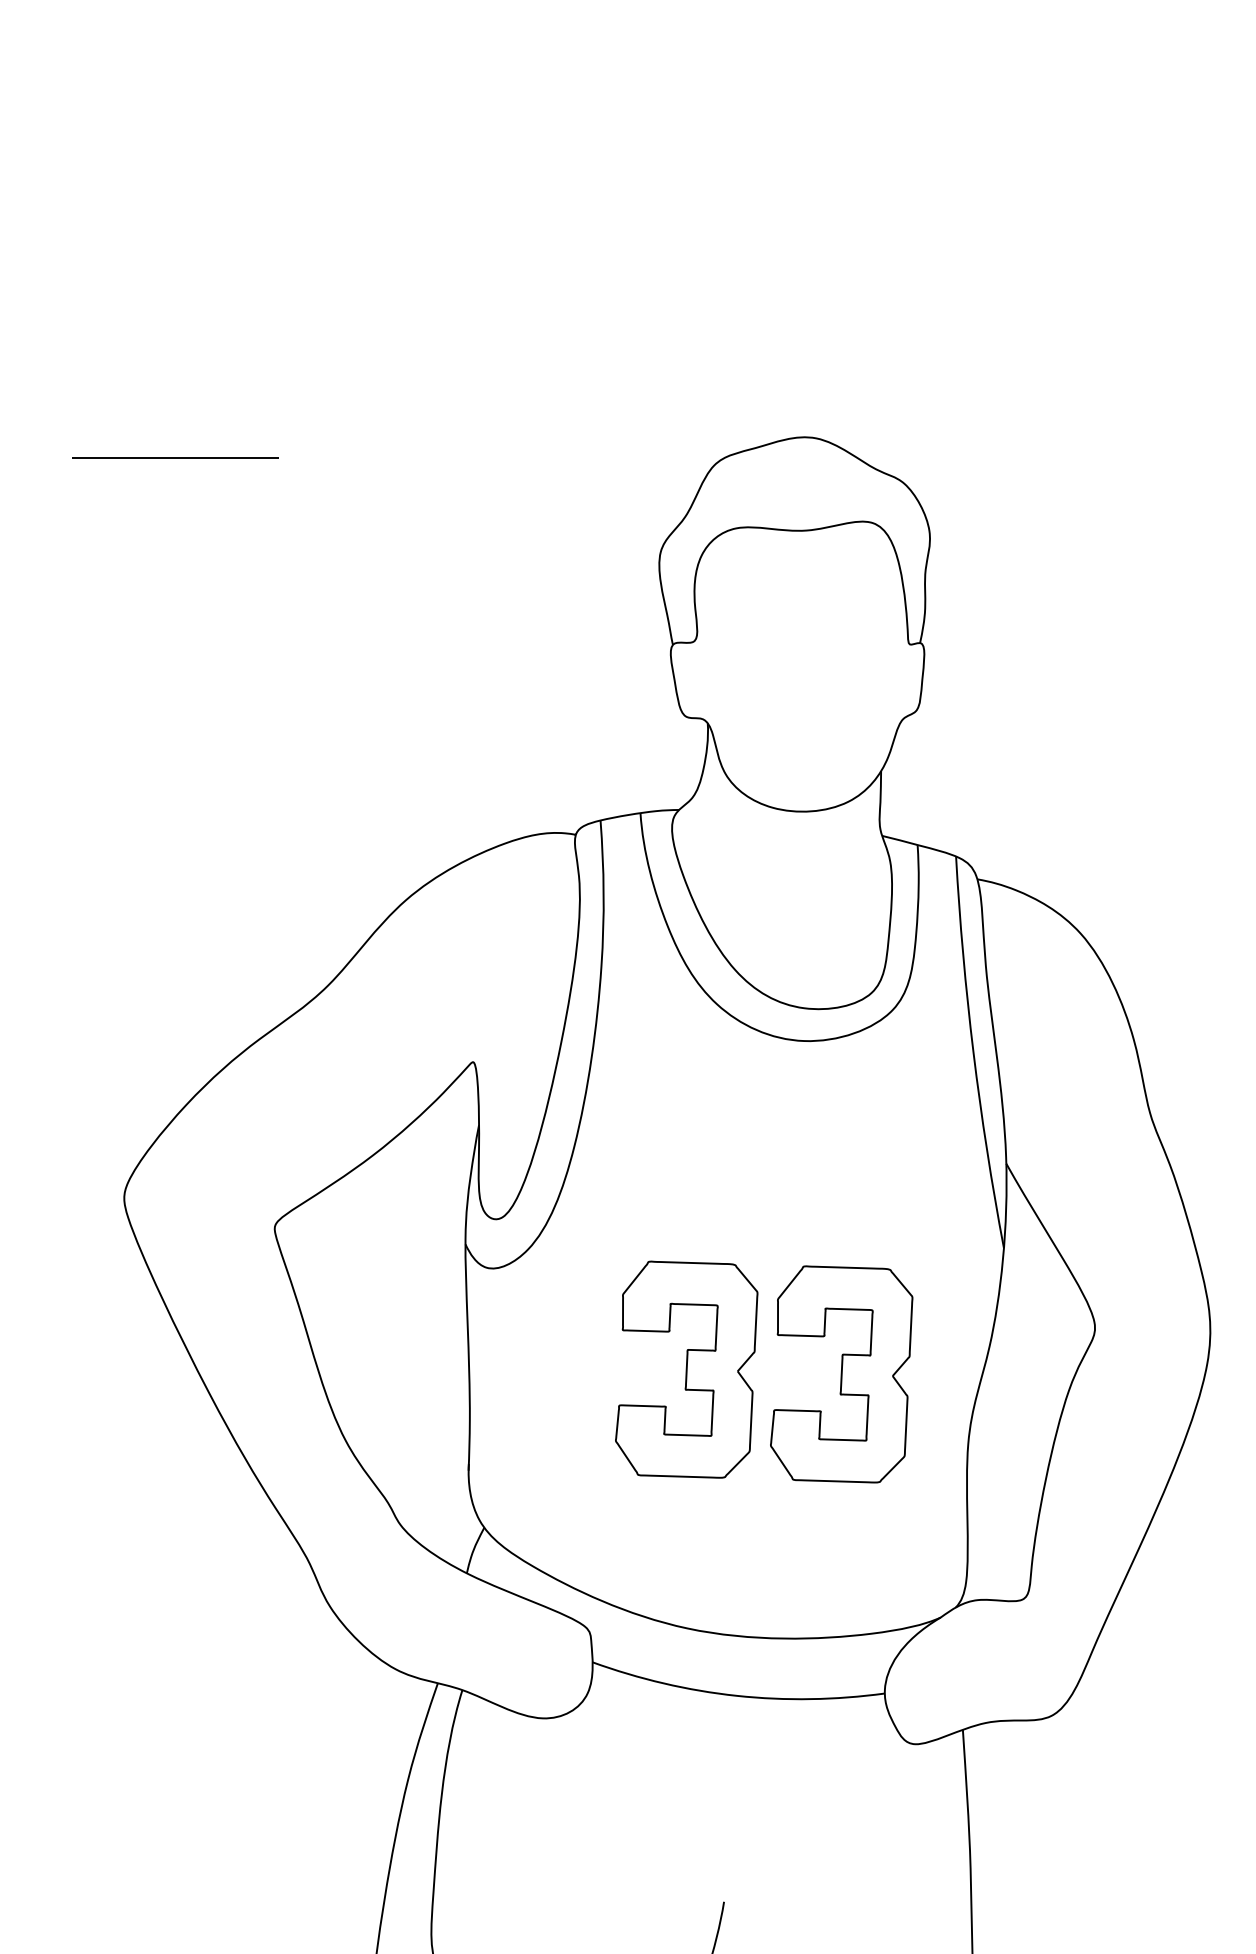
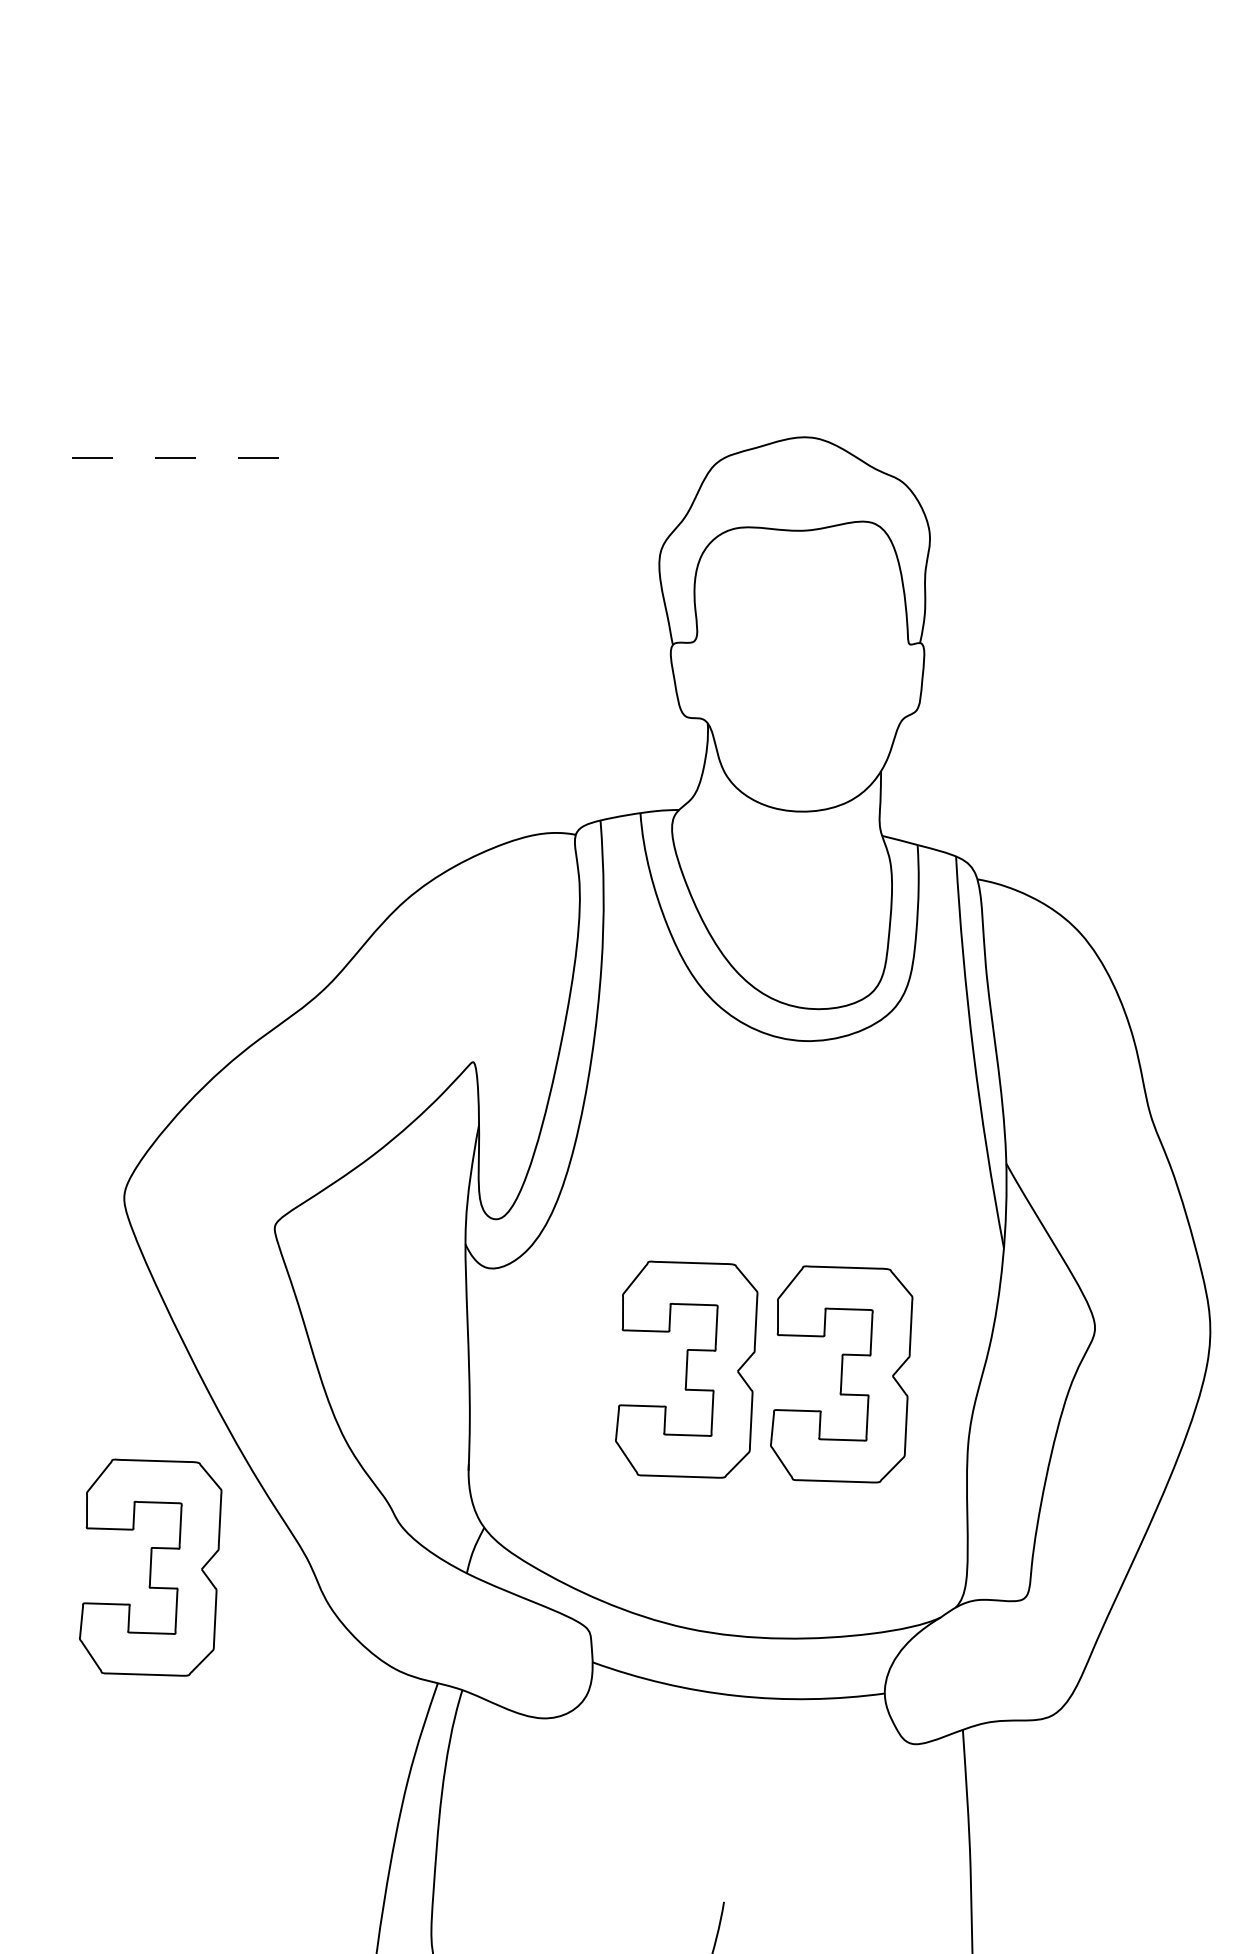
line: solid -> dashed (175, 458)
part: none -> present (150, 1567)
